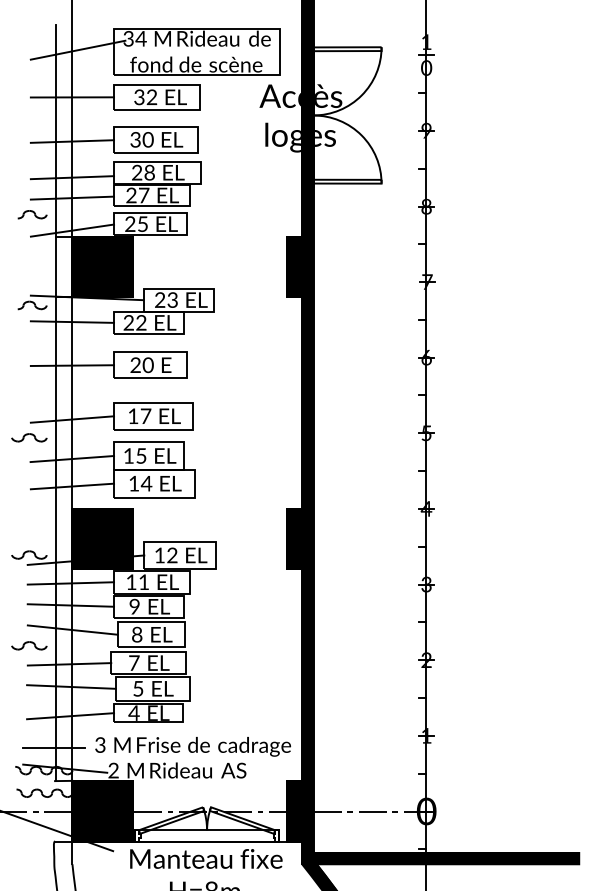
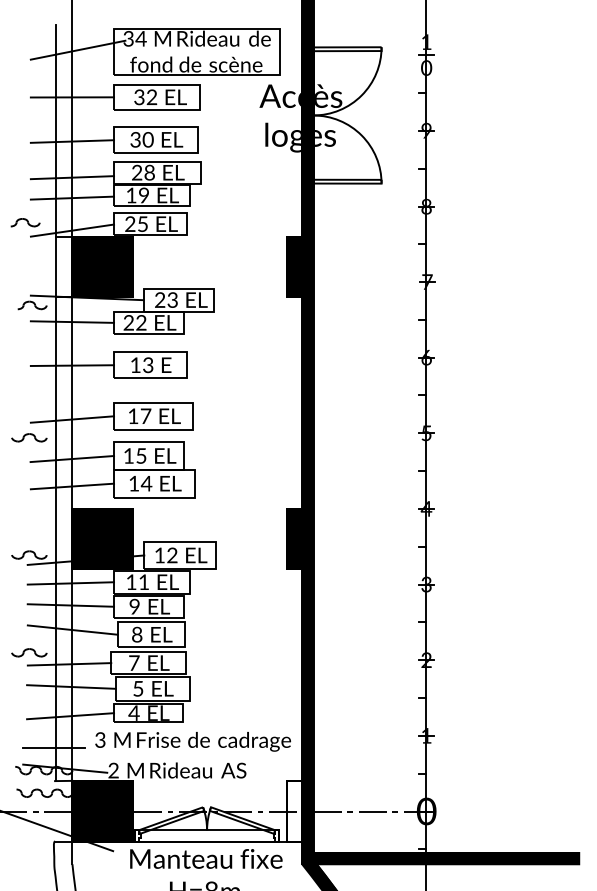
text: 27 -> 19 (137, 195)
part position: (32, 214) -> (25, 222) (25, 222)
text: 20 -> 13 (141, 364)
part position: (29, 645) -> (29, 652) (29, 652)
text position: (192, 746) -> (192, 741) (192, 741)
fill: present -> none (294, 811)
